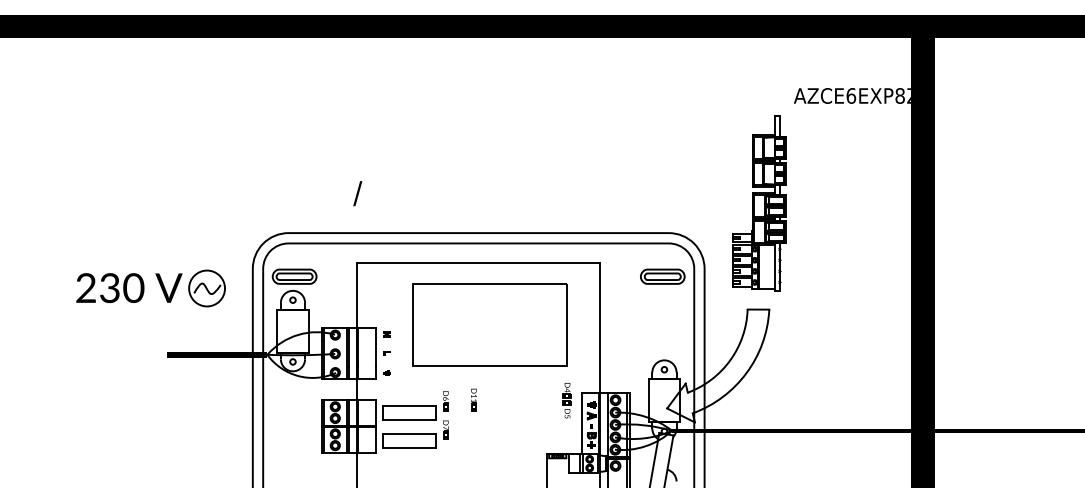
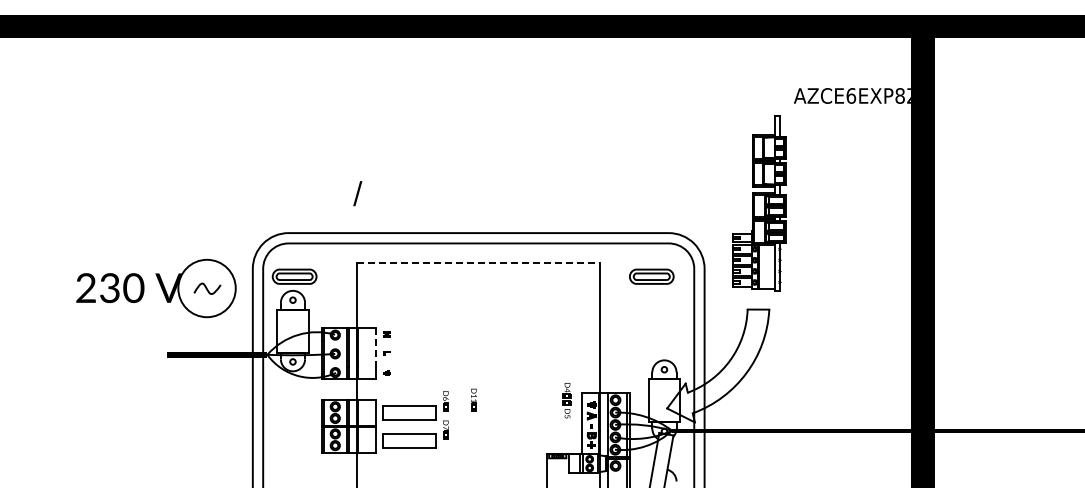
line: solid -> dashed (479, 262)
part position: (662, 276) -> (651, 276) (651, 276)
circle diameter: 36 px -> 57 px (206, 288)
part: present -> none (489, 324)
line: solid -> dashed (375, 347)
